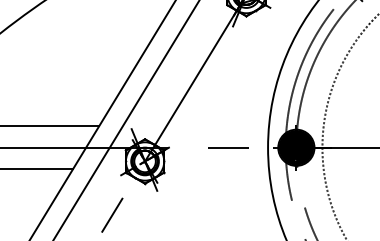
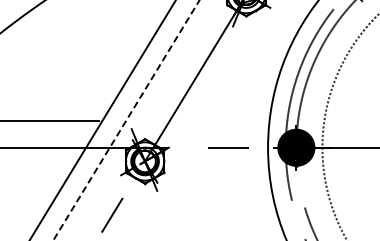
line: solid -> dashed (126, 120)
line position: (50, 126) -> (50, 121) (50, 121)
line: present -> none (37, 169)
